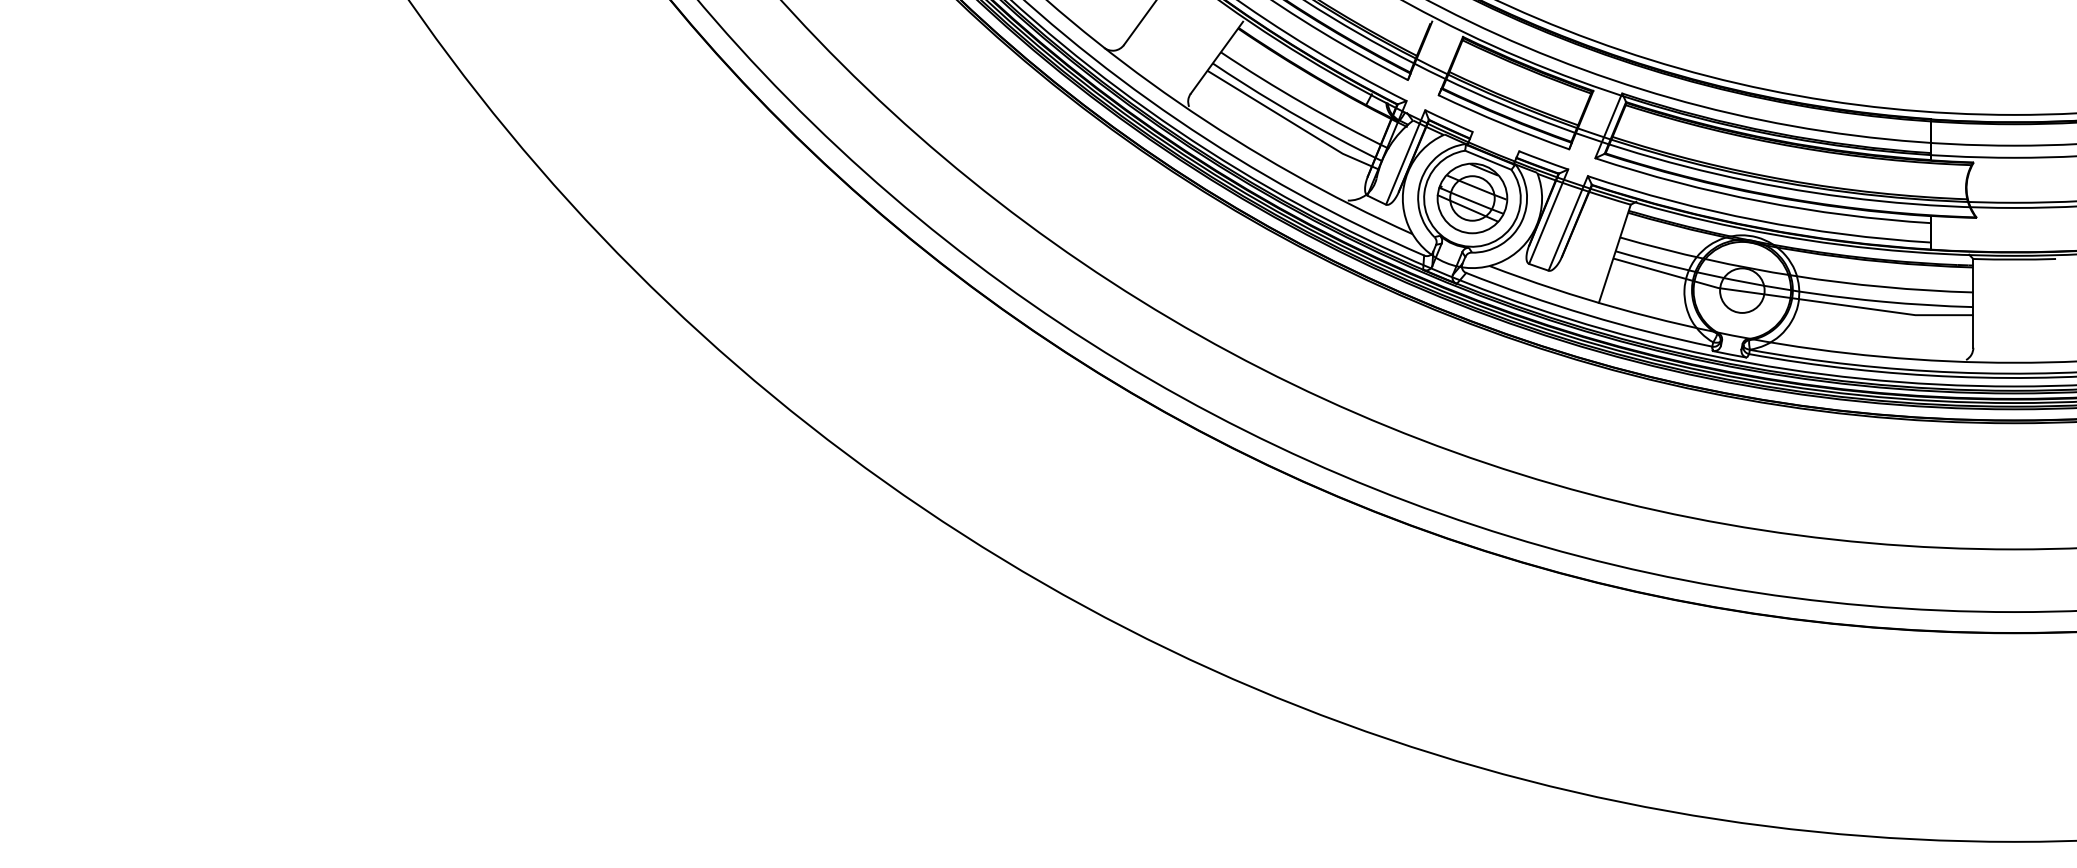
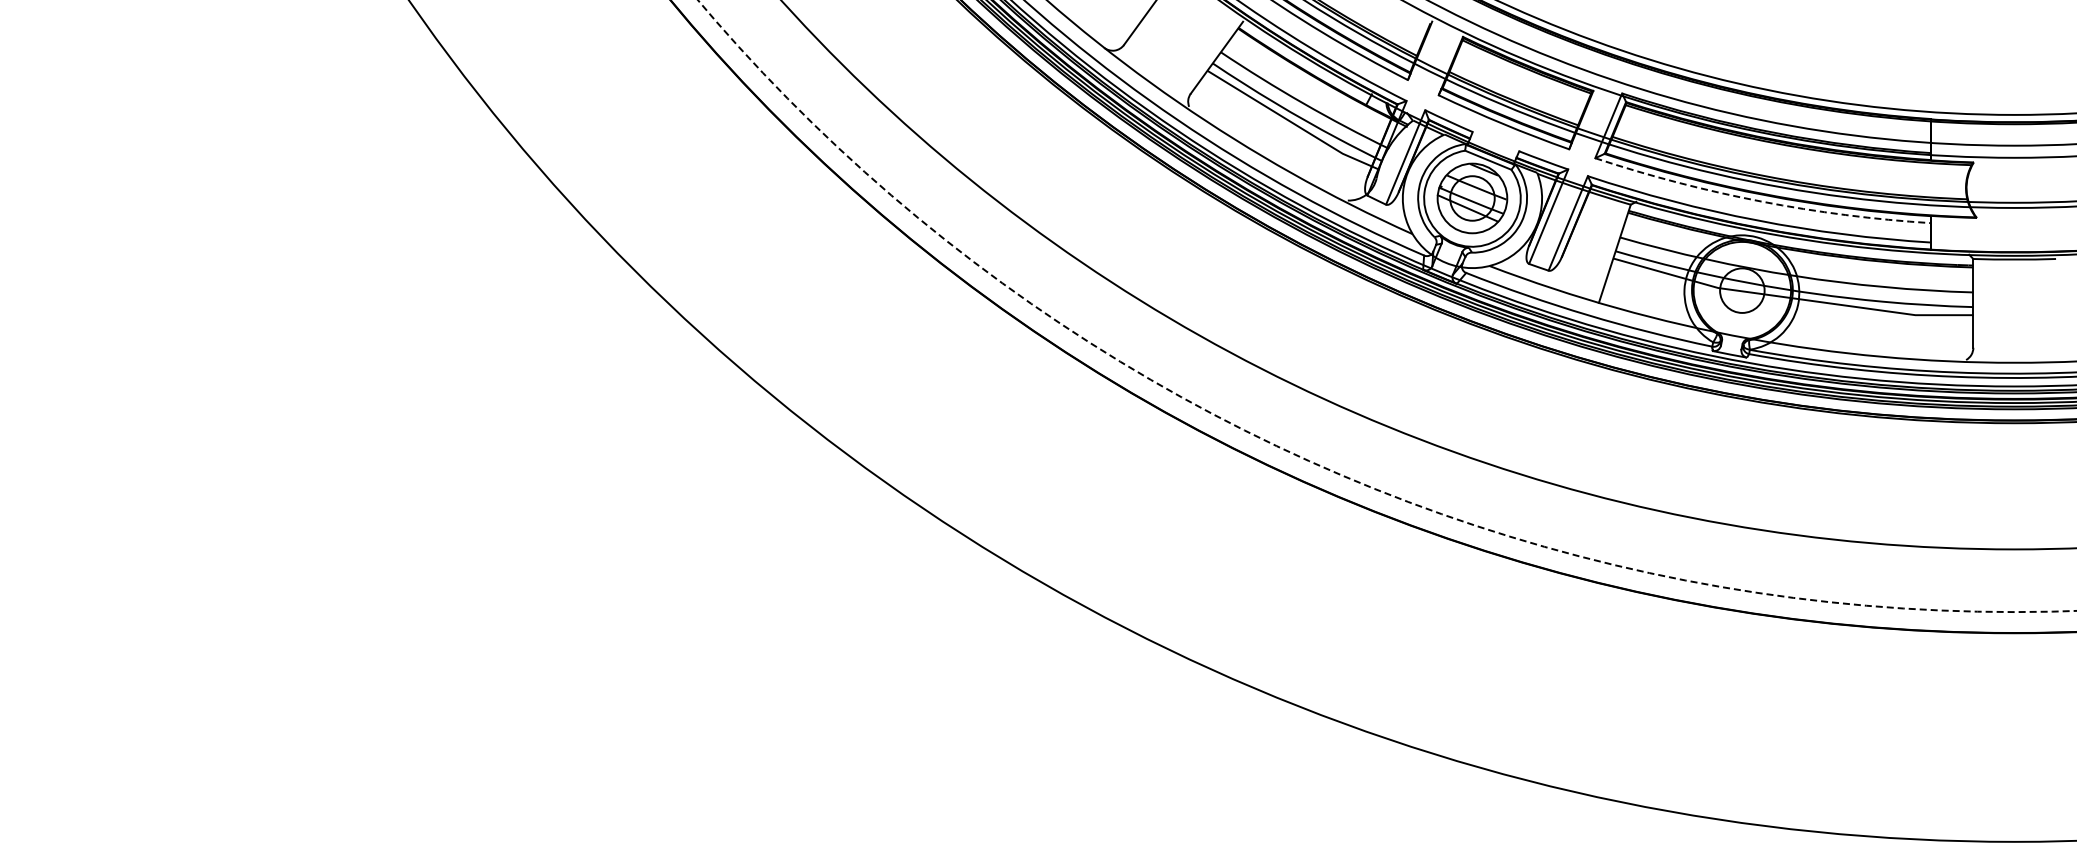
arc: solid -> dashed (1761, 201)
arc: solid -> dashed (1316, 464)
